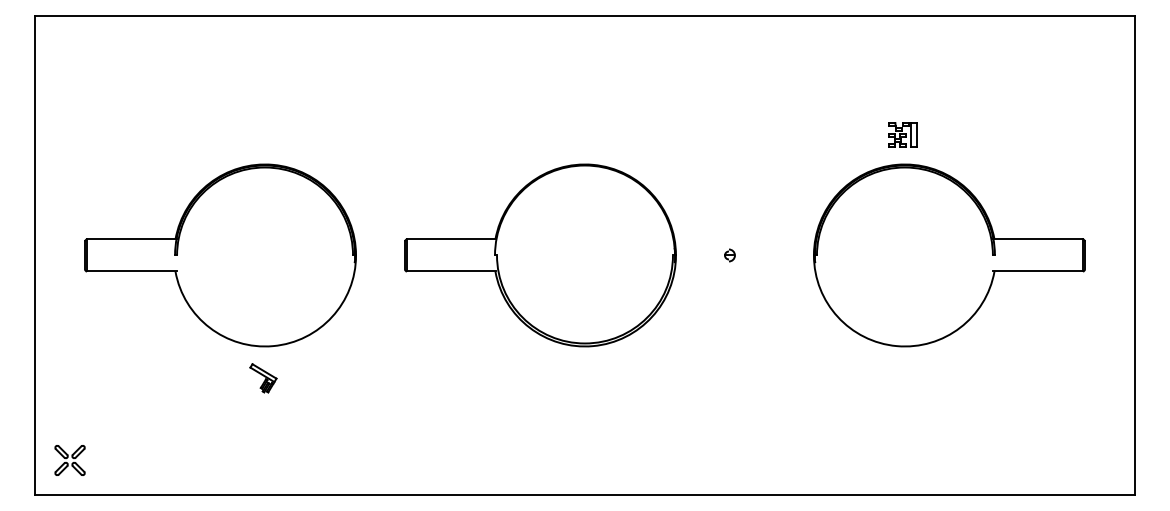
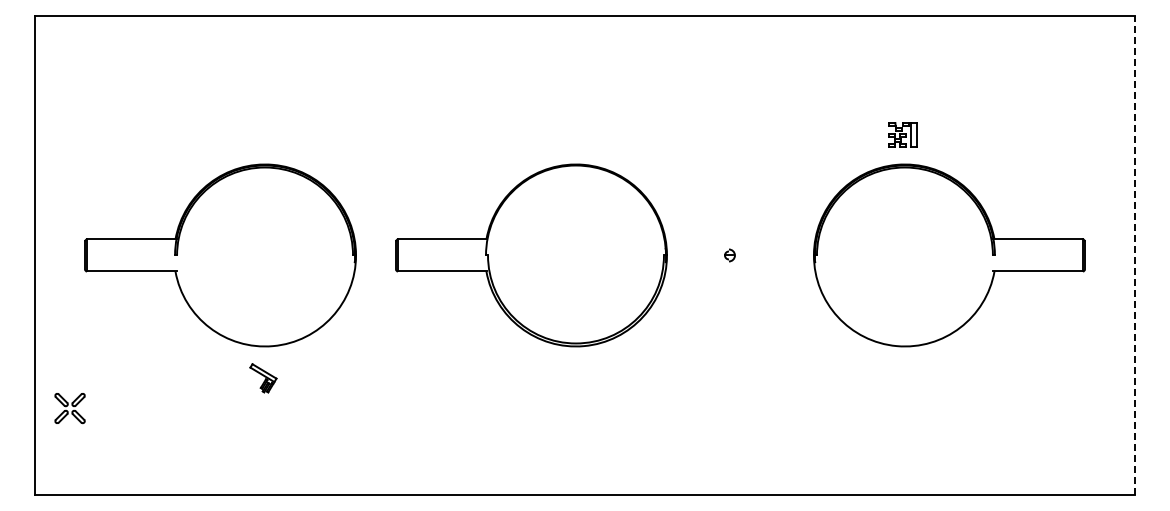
part position: (540, 255) -> (531, 255) (531, 255)
line: solid -> dashed (1134, 255)
part position: (69, 460) -> (69, 408) (69, 408)
